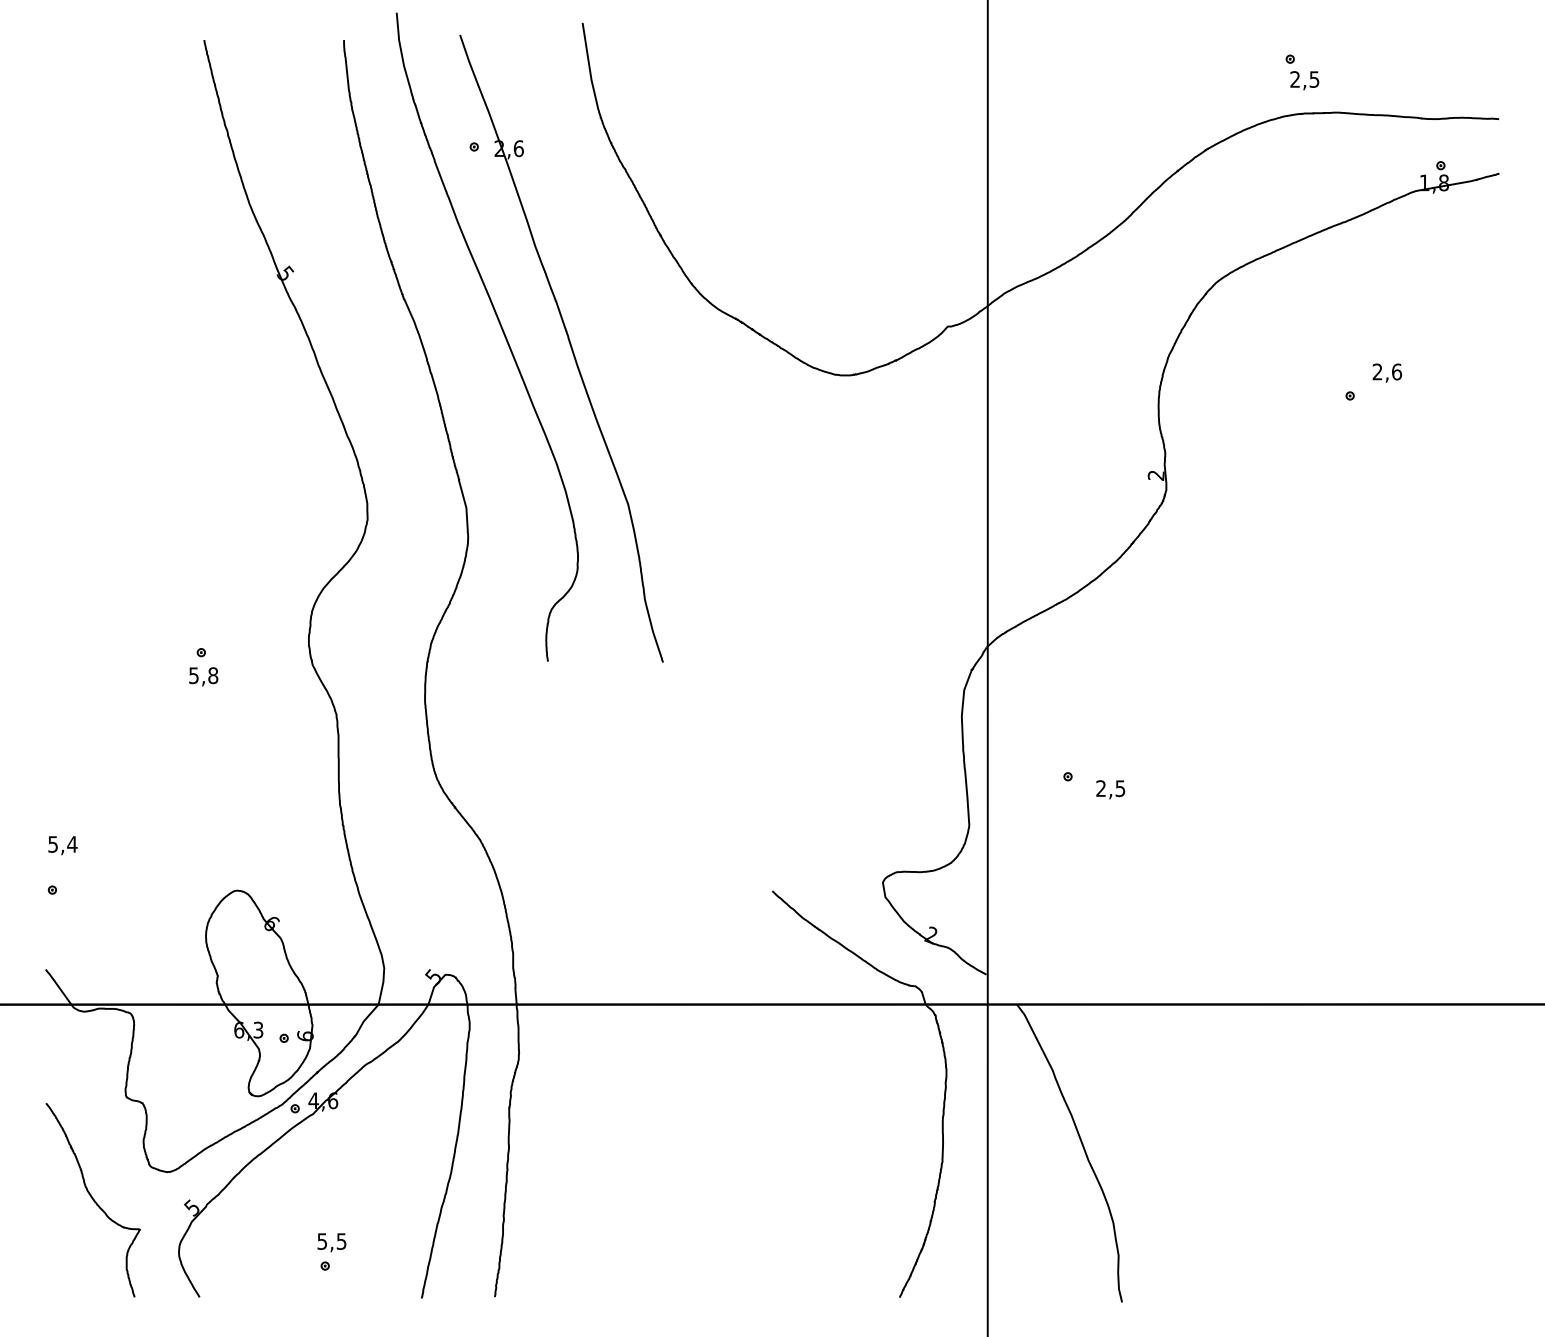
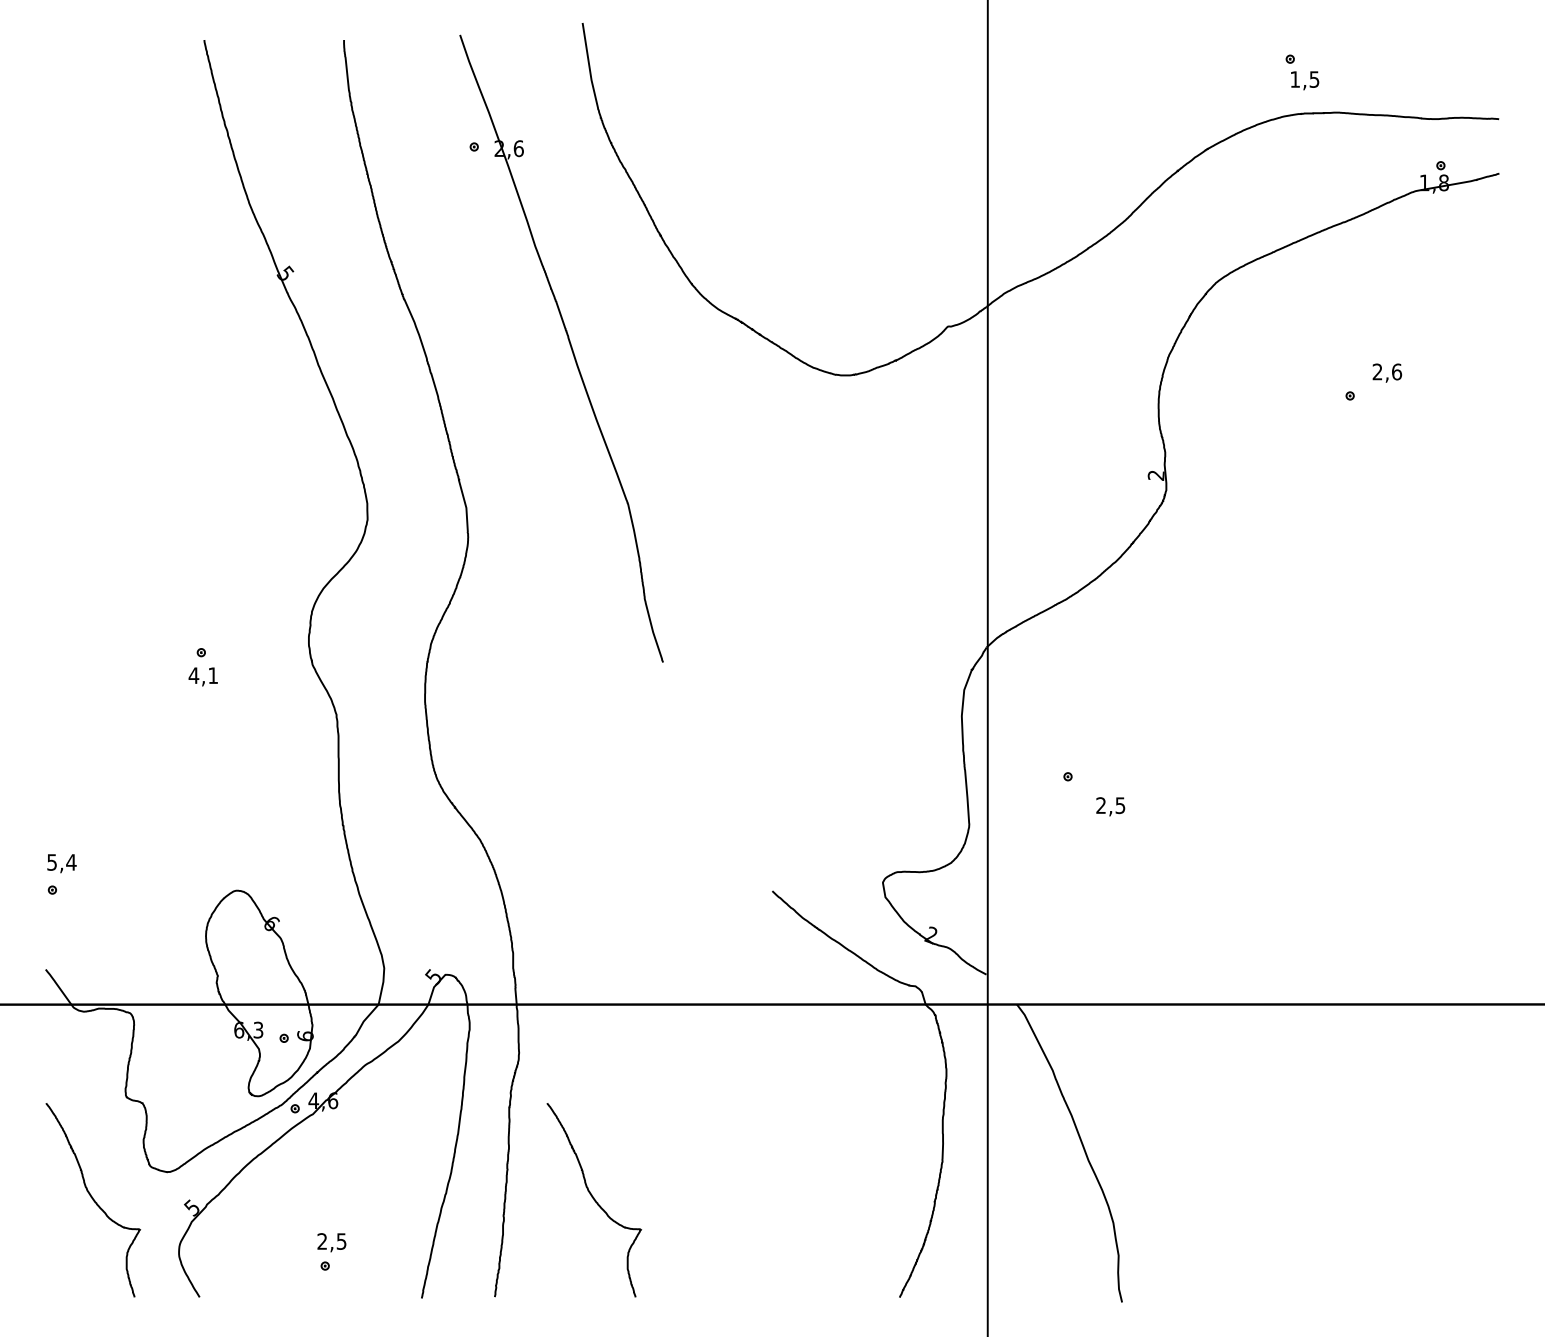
text: 2,5 -> 1,5 (1294, 79)
curve: present -> none (502, 332)
text: 5,8 -> 4,1 (203, 675)
text position: (1110, 789) -> (1110, 806) (1110, 806)
text position: (62, 845) -> (61, 863) (61, 863)
curve: none -> present (594, 1200)
text: 5,5 -> 2,5 (321, 1241)
